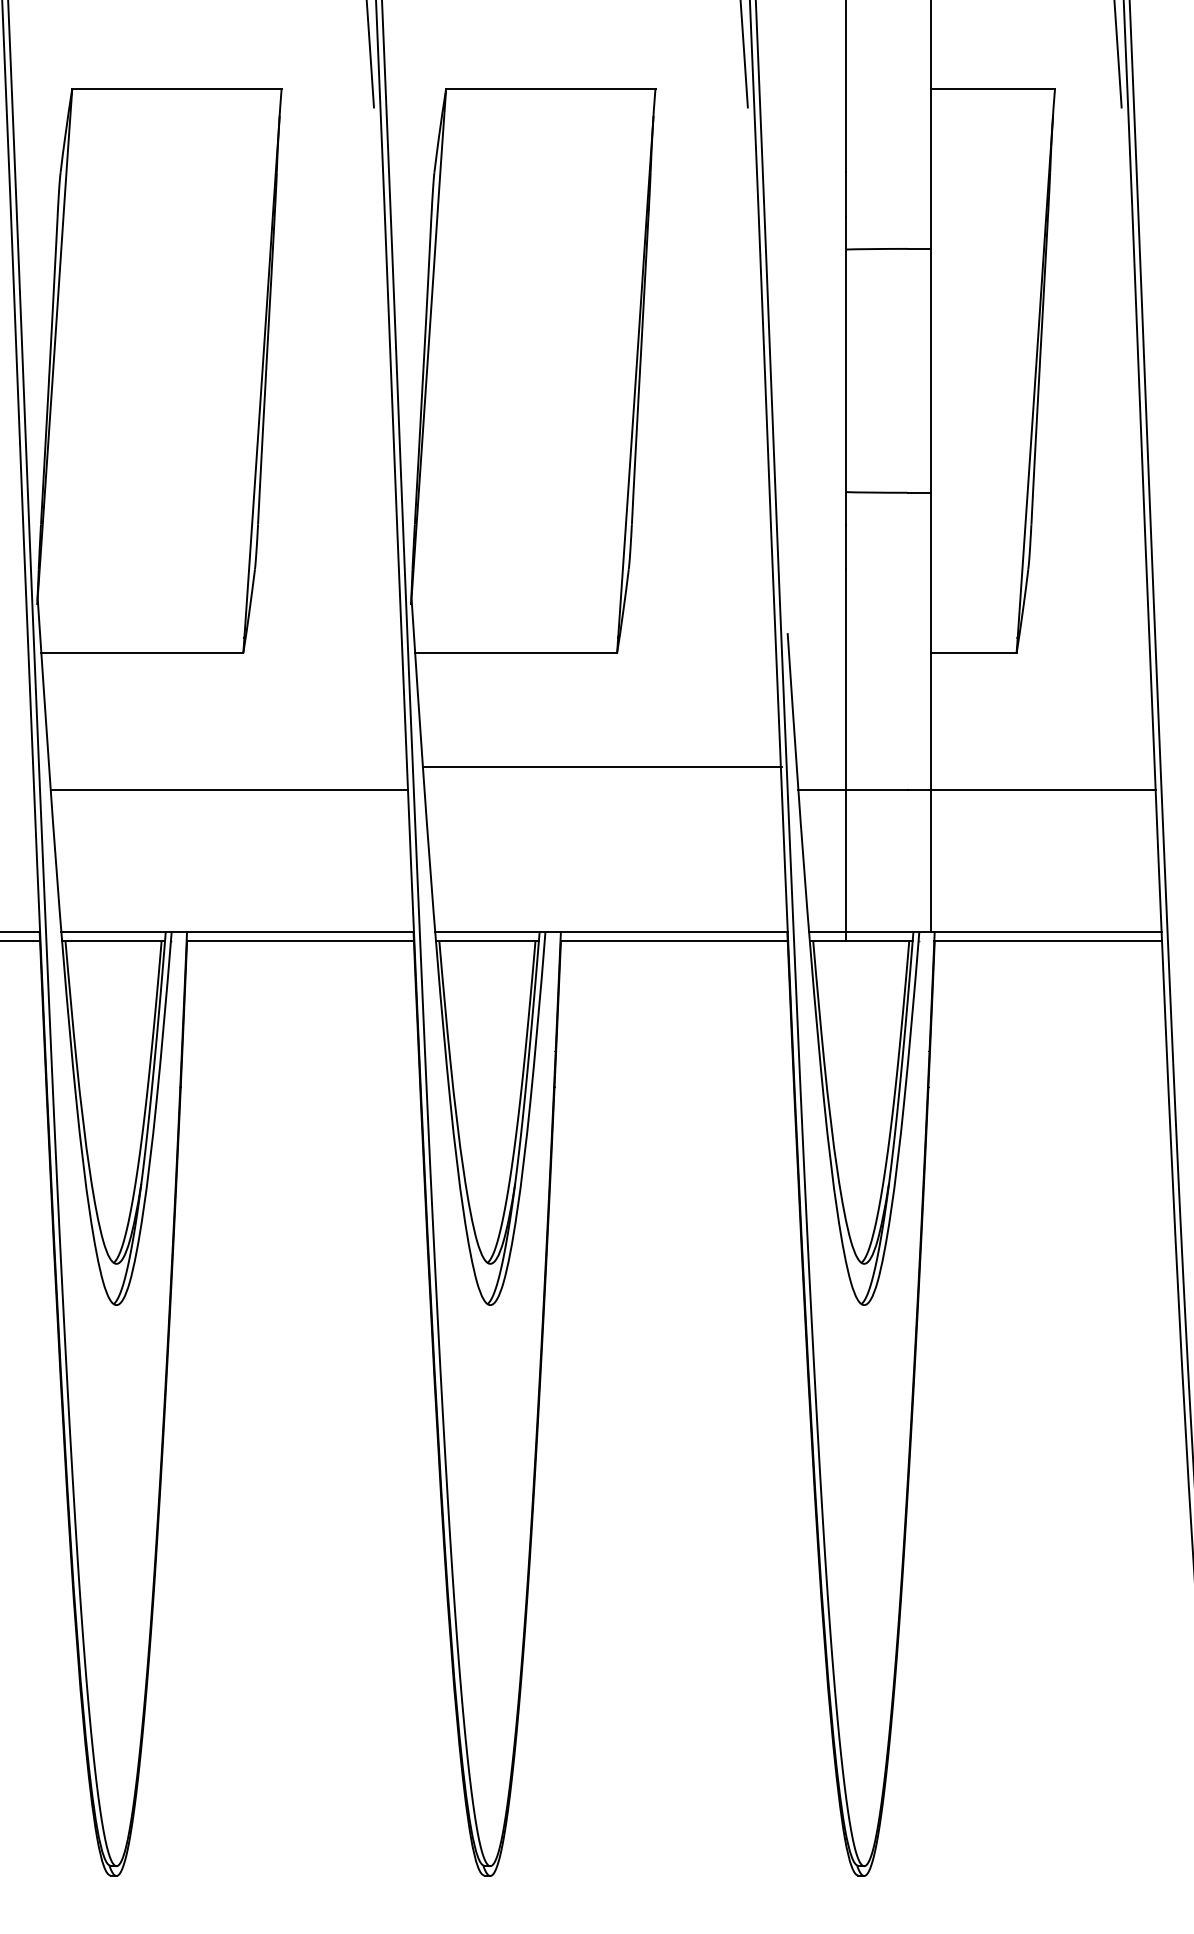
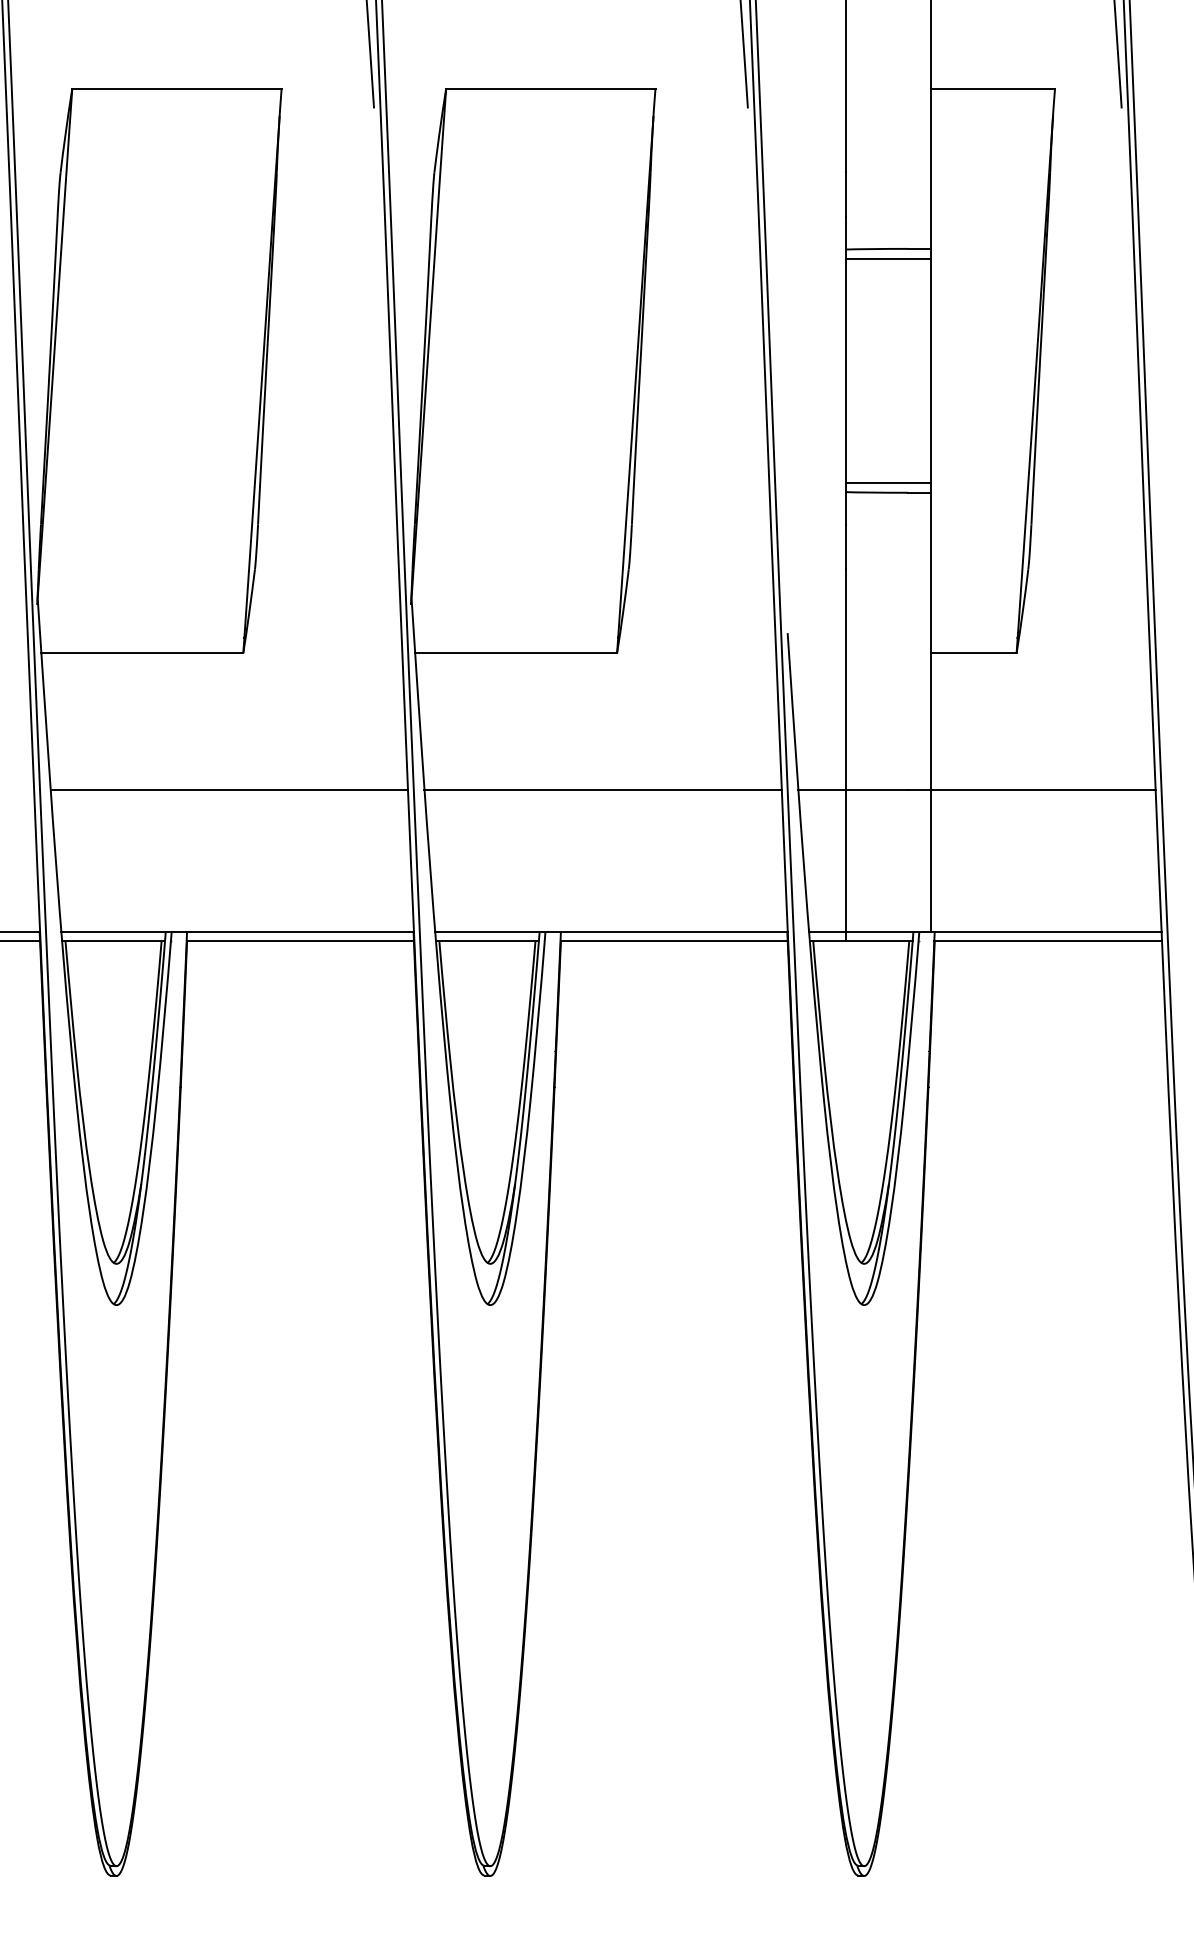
line: none -> present (888, 258)
line: none -> present (888, 482)
line position: (602, 766) -> (602, 789) (602, 789)
